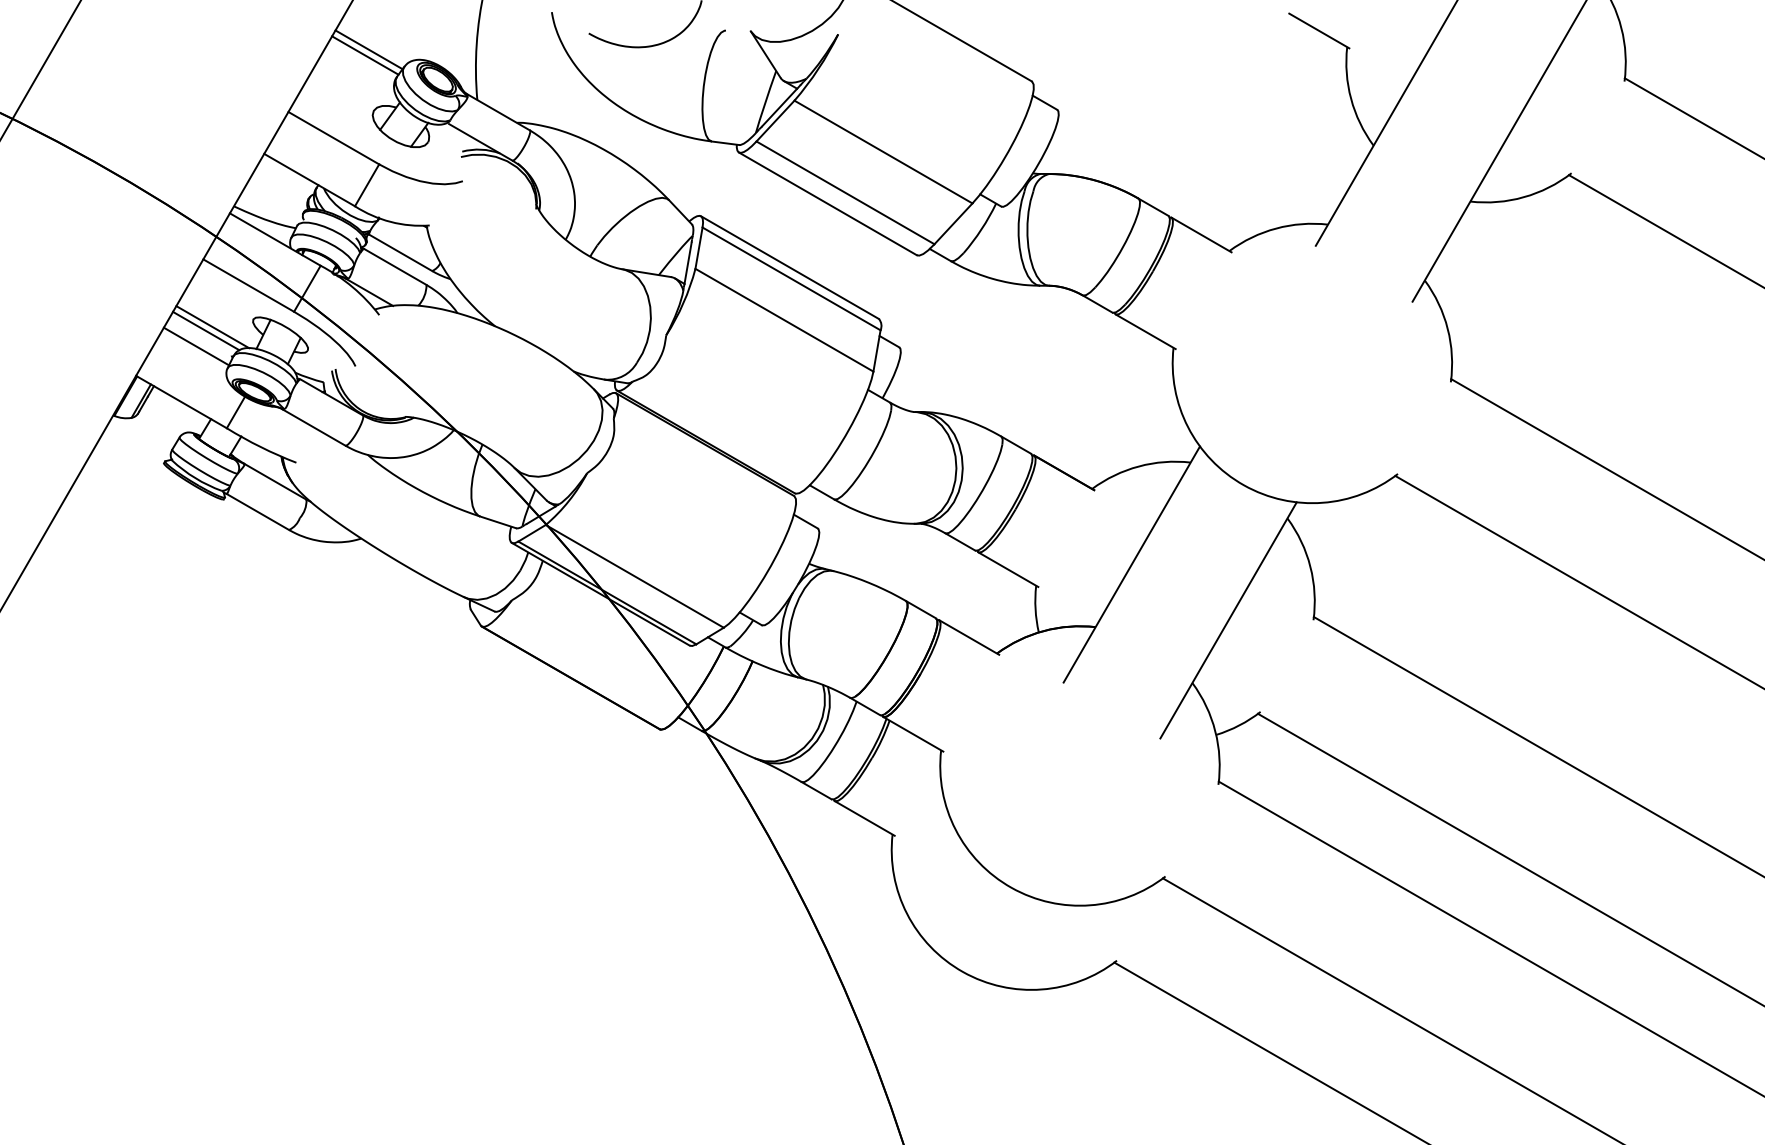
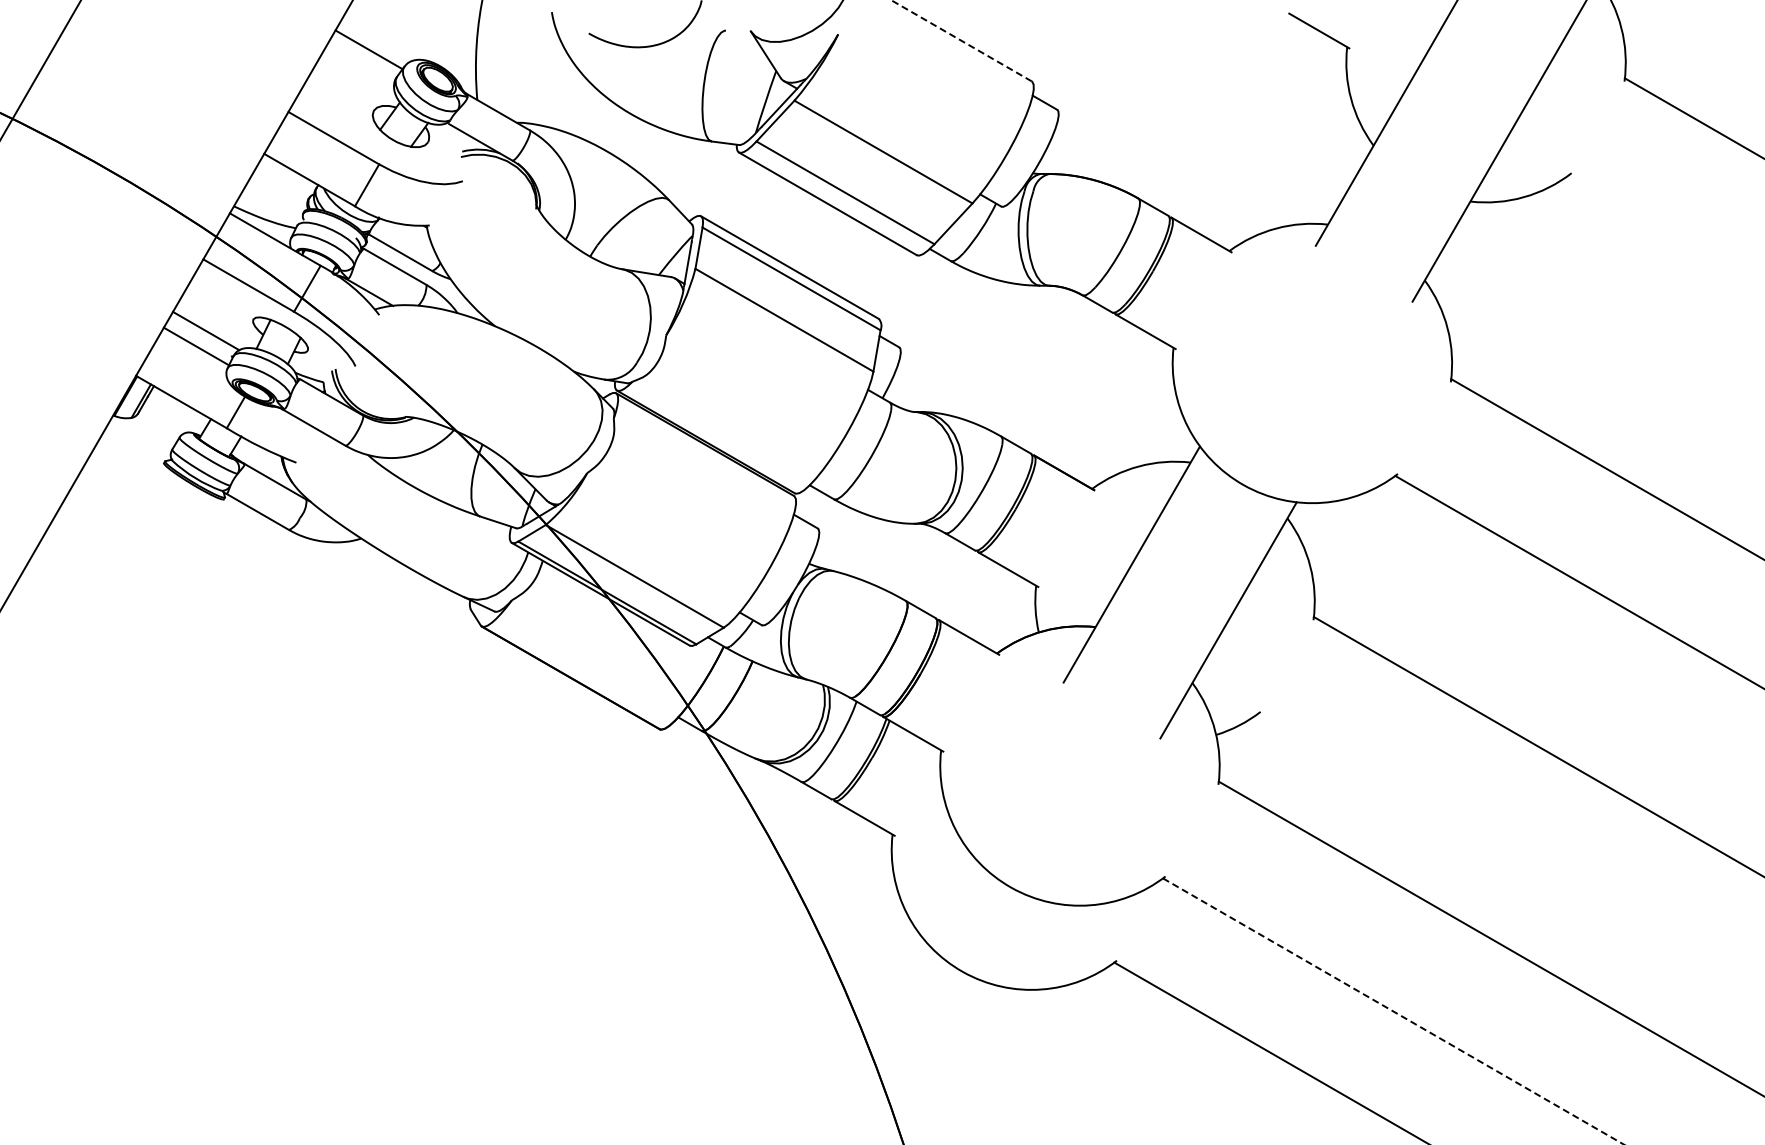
line: solid -> dashed (960, 40)
line: present -> none (365, 55)
line: present -> none (1664, 230)
line: present -> none (212, 327)
line: present -> none (1509, 858)
line: solid -> dashed (1393, 1011)
